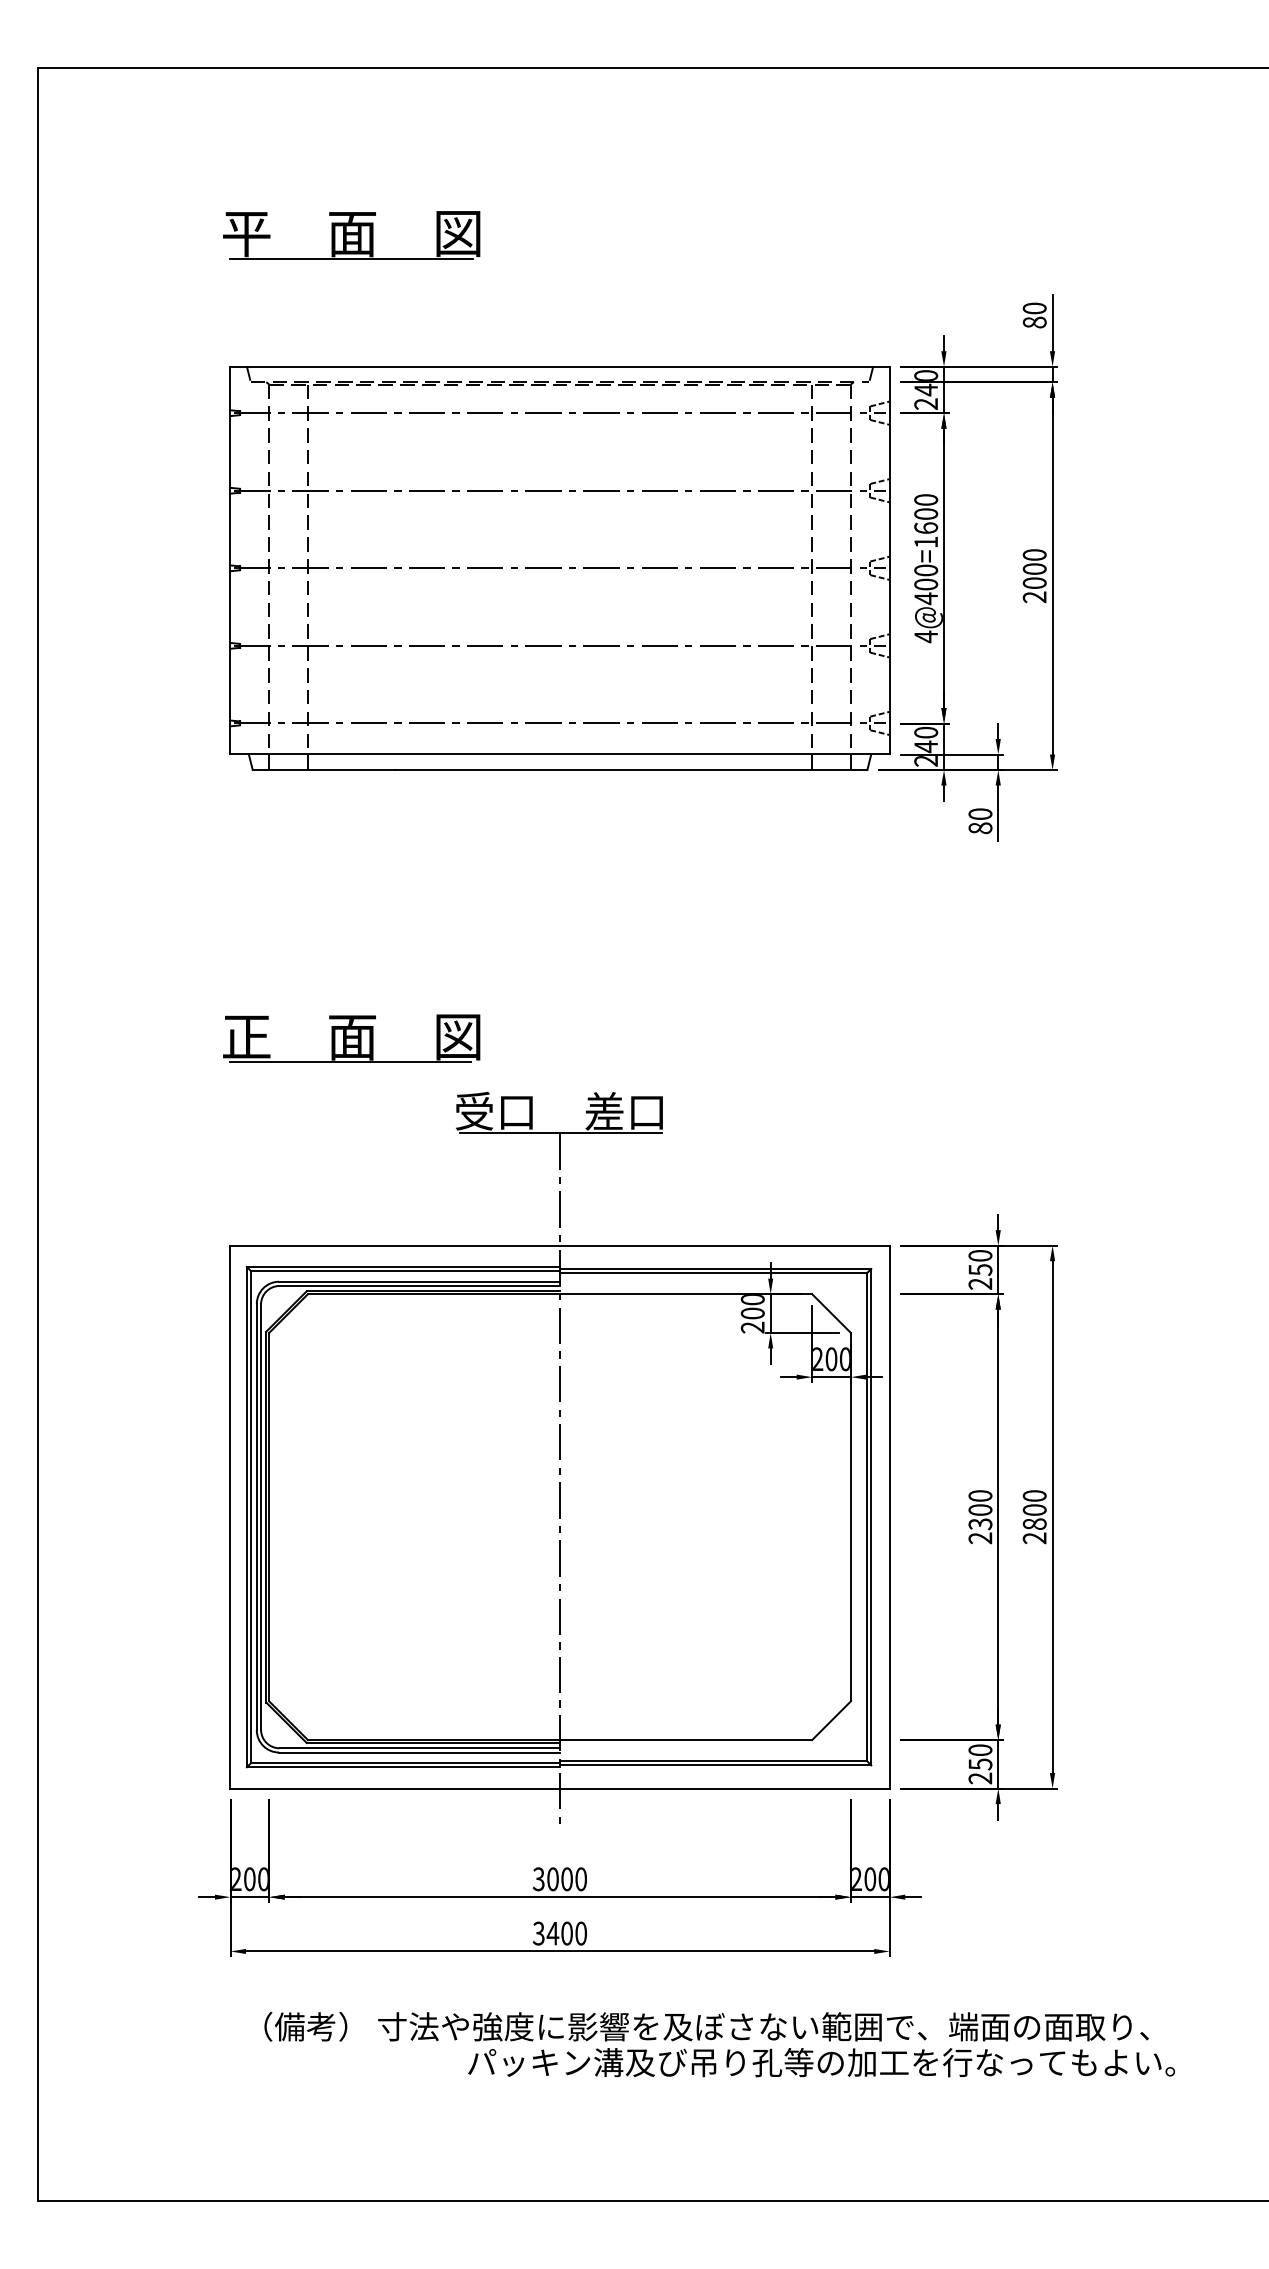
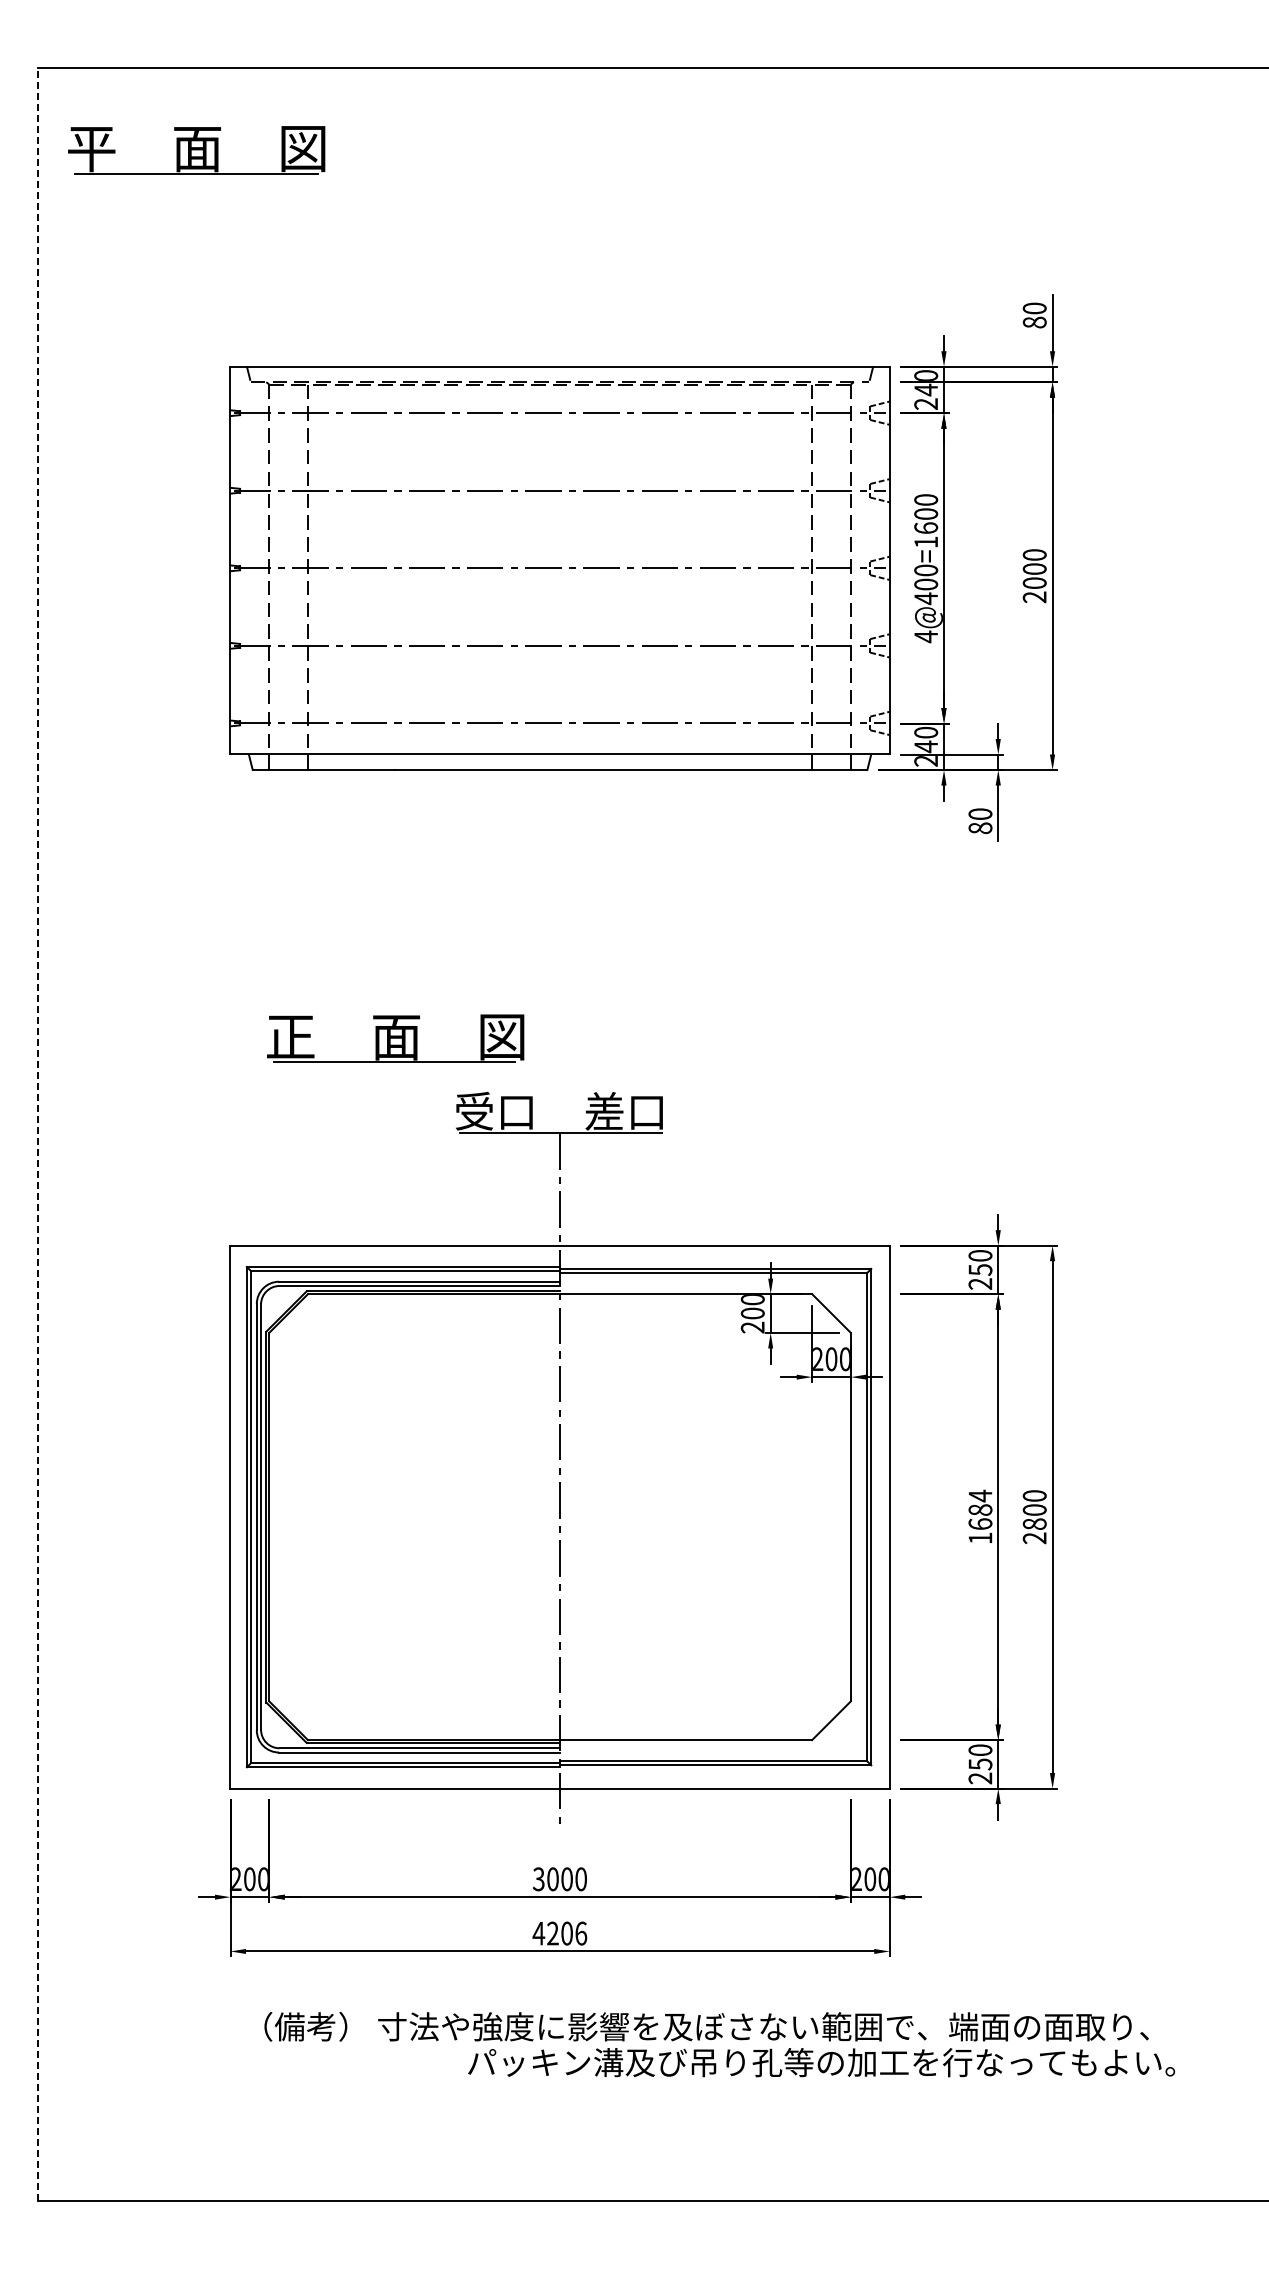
part position: (351, 235) -> (196, 150) (196, 150)
part position: (351, 1038) -> (395, 1038) (395, 1038)
line: solid -> dashed (38, 1134)
text: 2300 -> 1684 (980, 1516)
text: 3400 -> 4206 (559, 1933)
